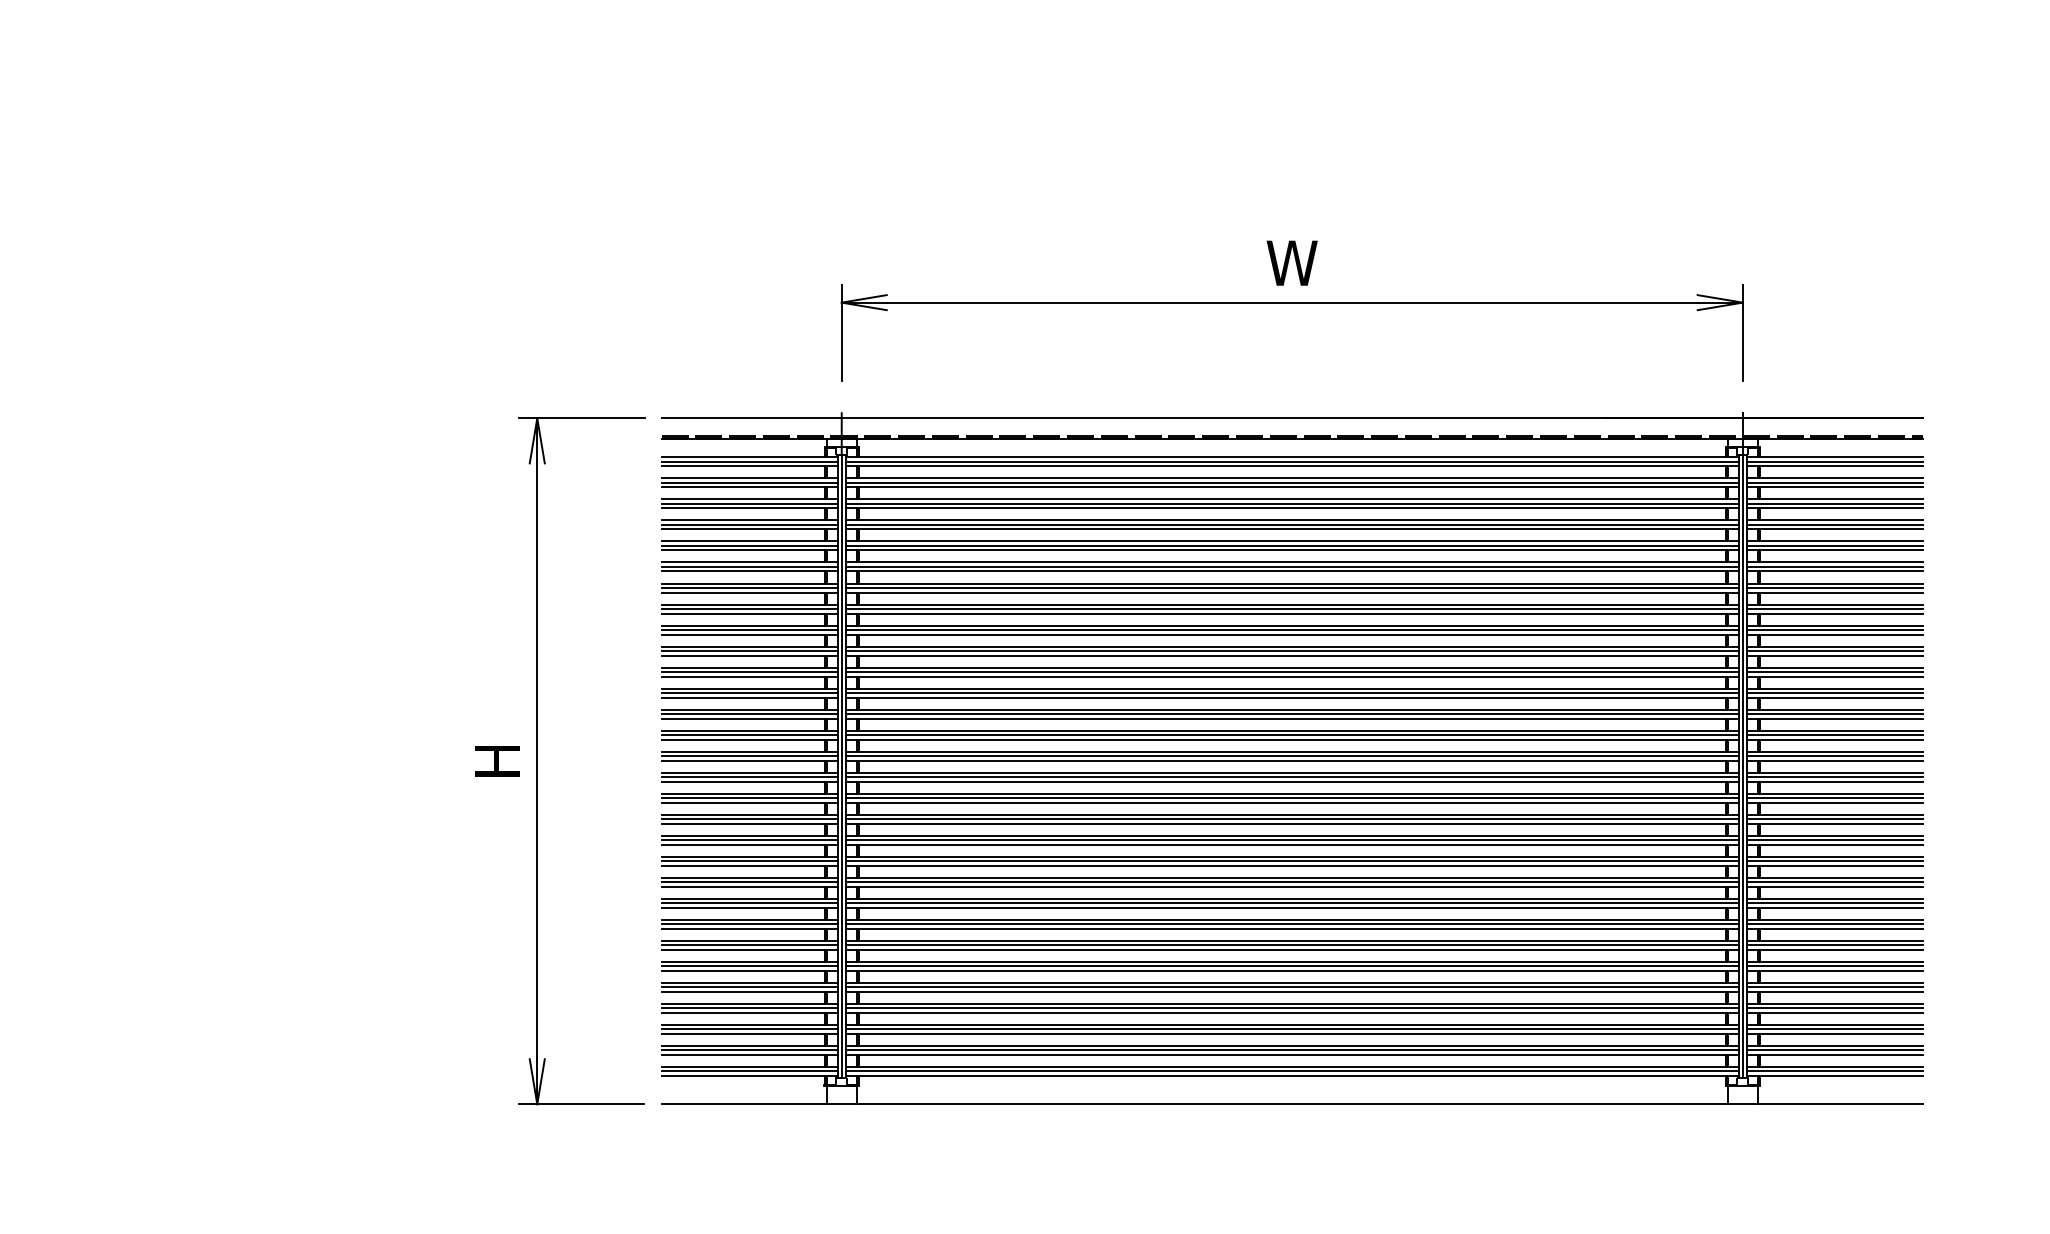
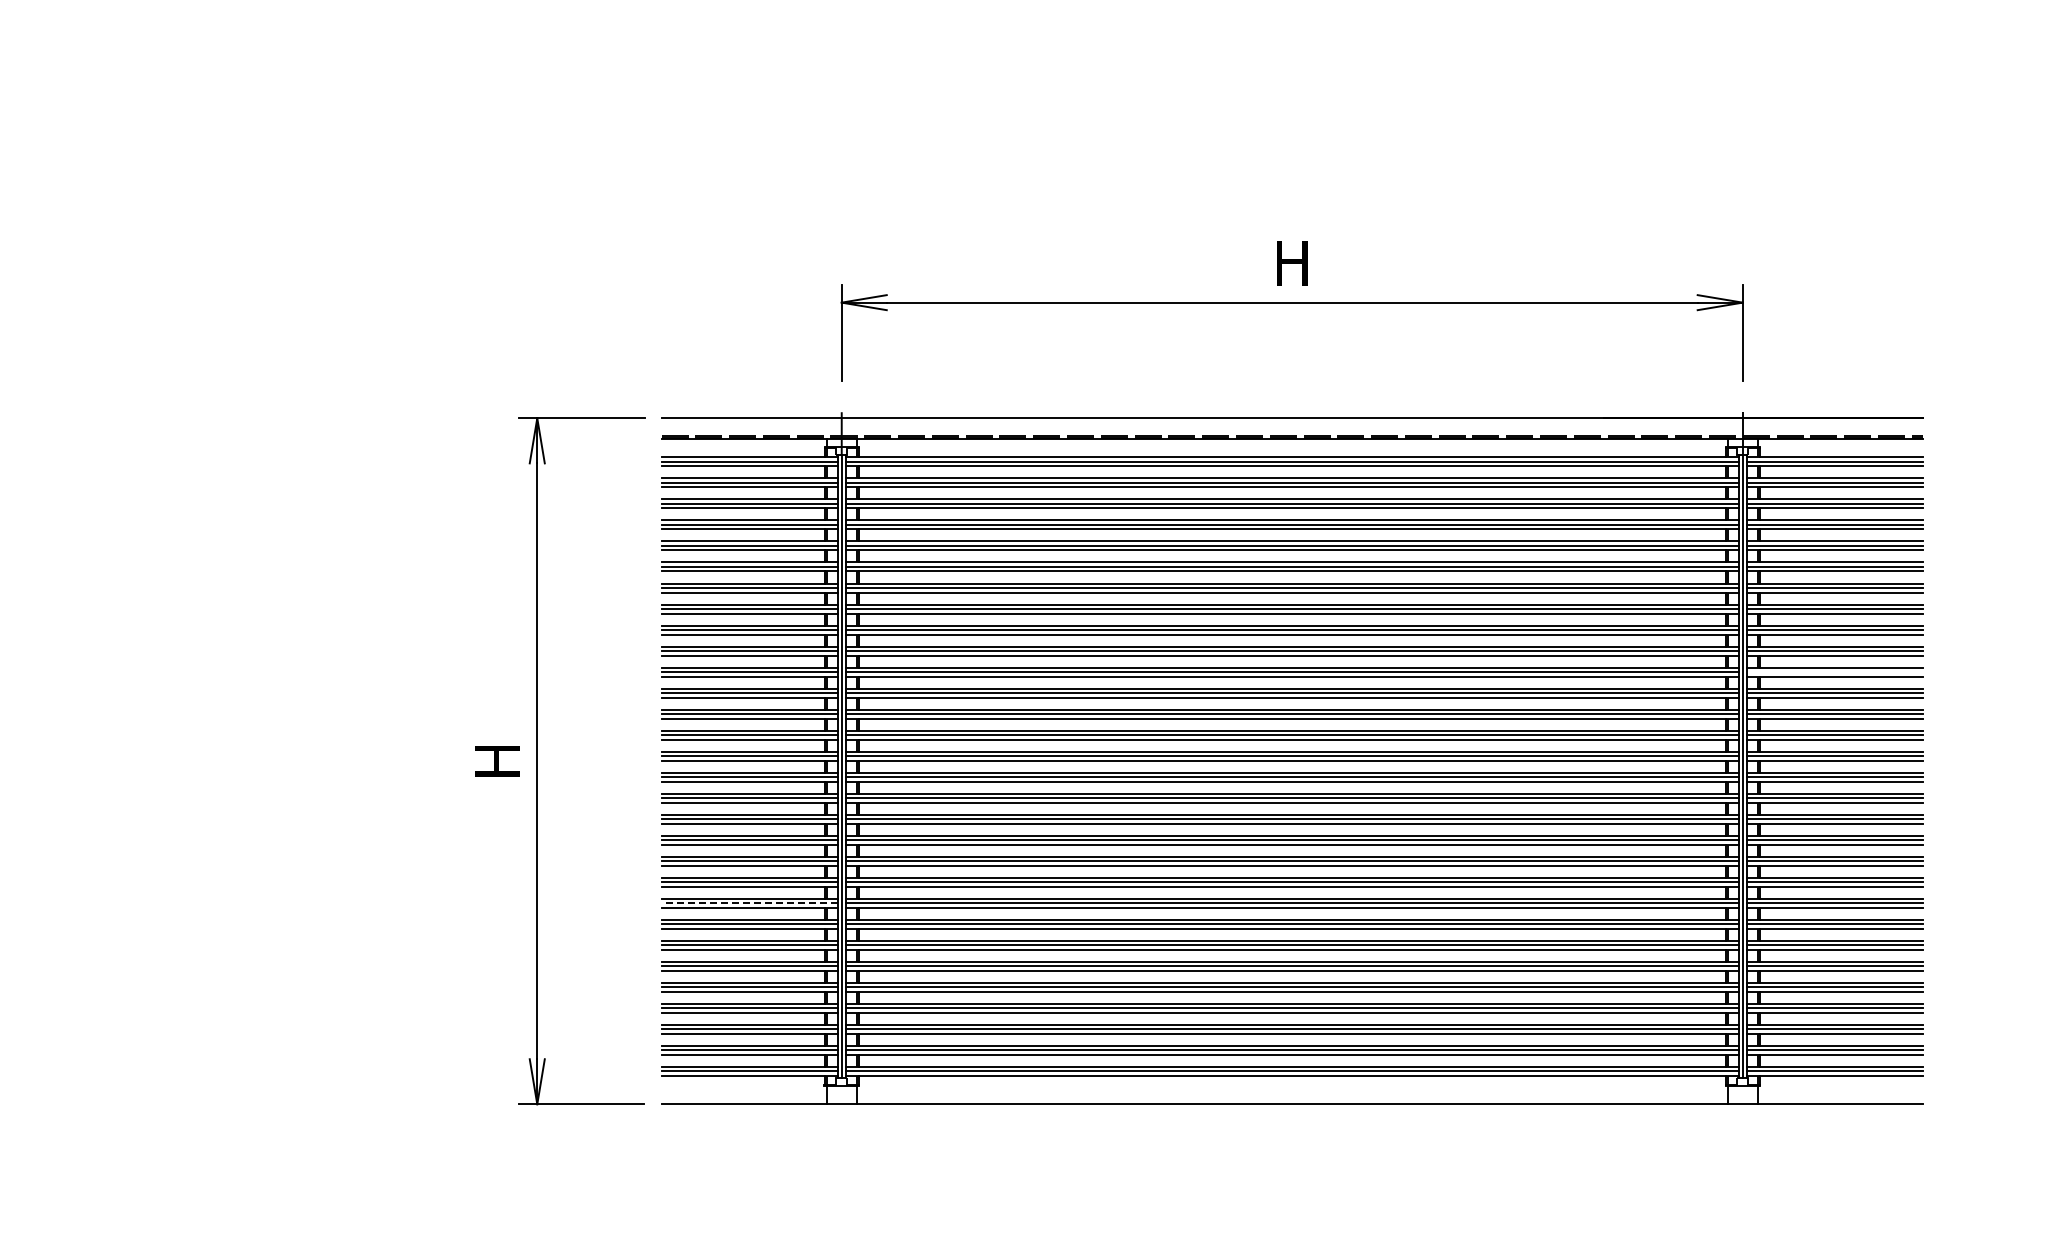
text: W -> H (1291, 262)
line: present -> none (1834, 671)
line: solid -> dashed (749, 903)
